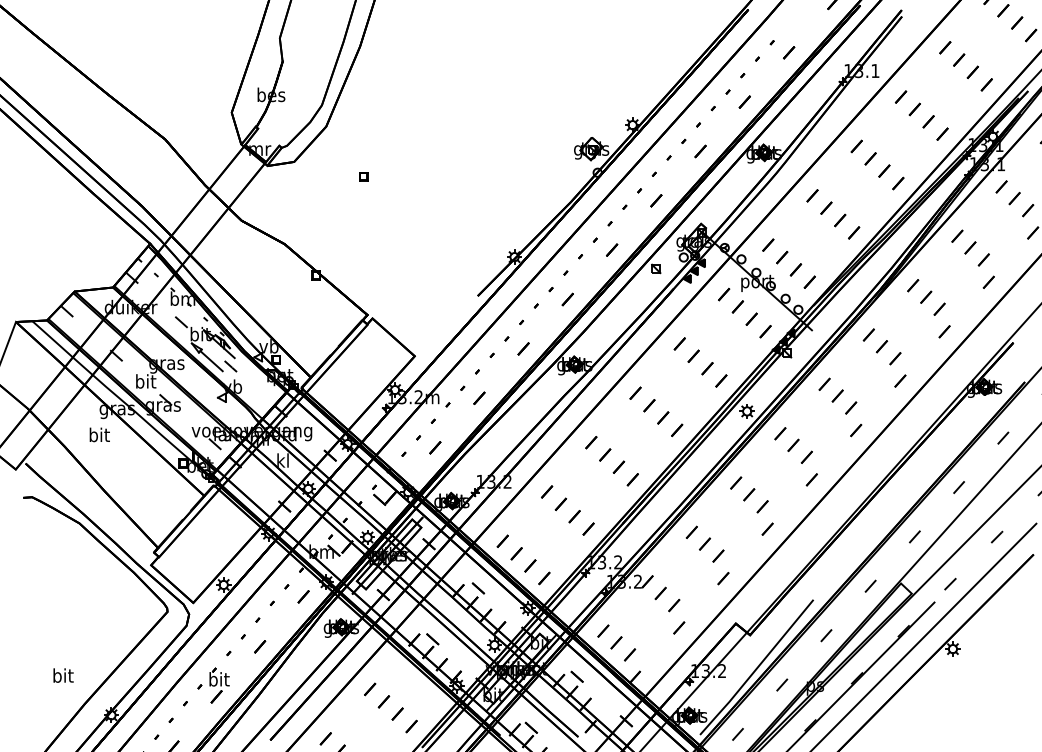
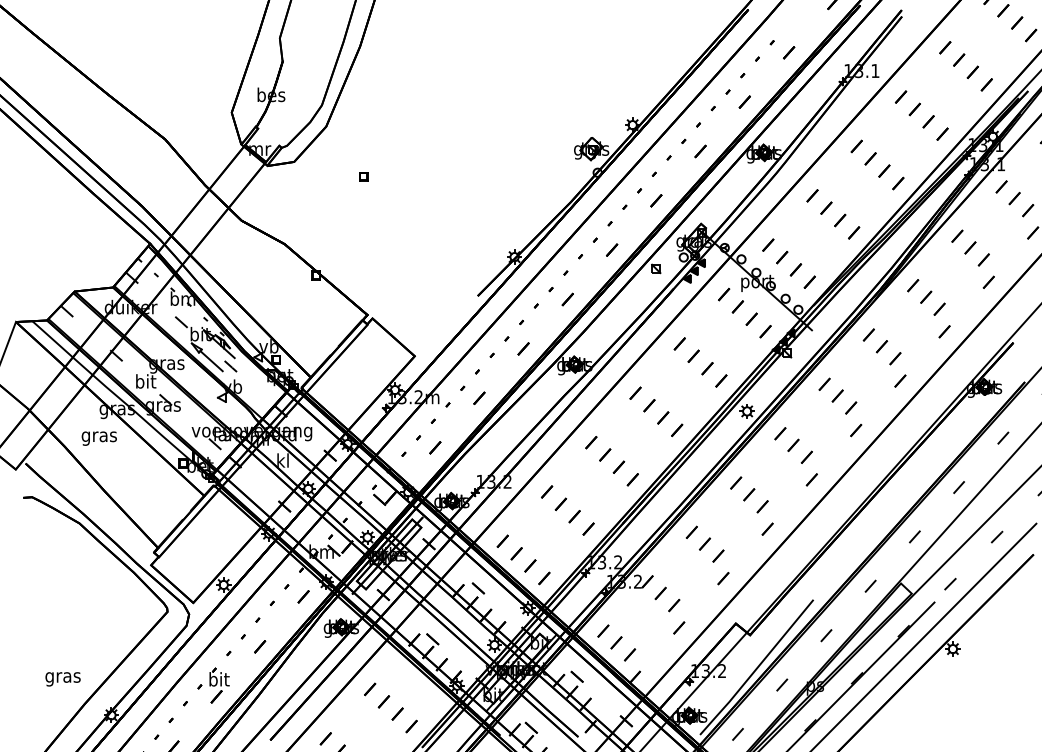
text: bit -> gras (98, 436)
text: bit -> gras (62, 677)
